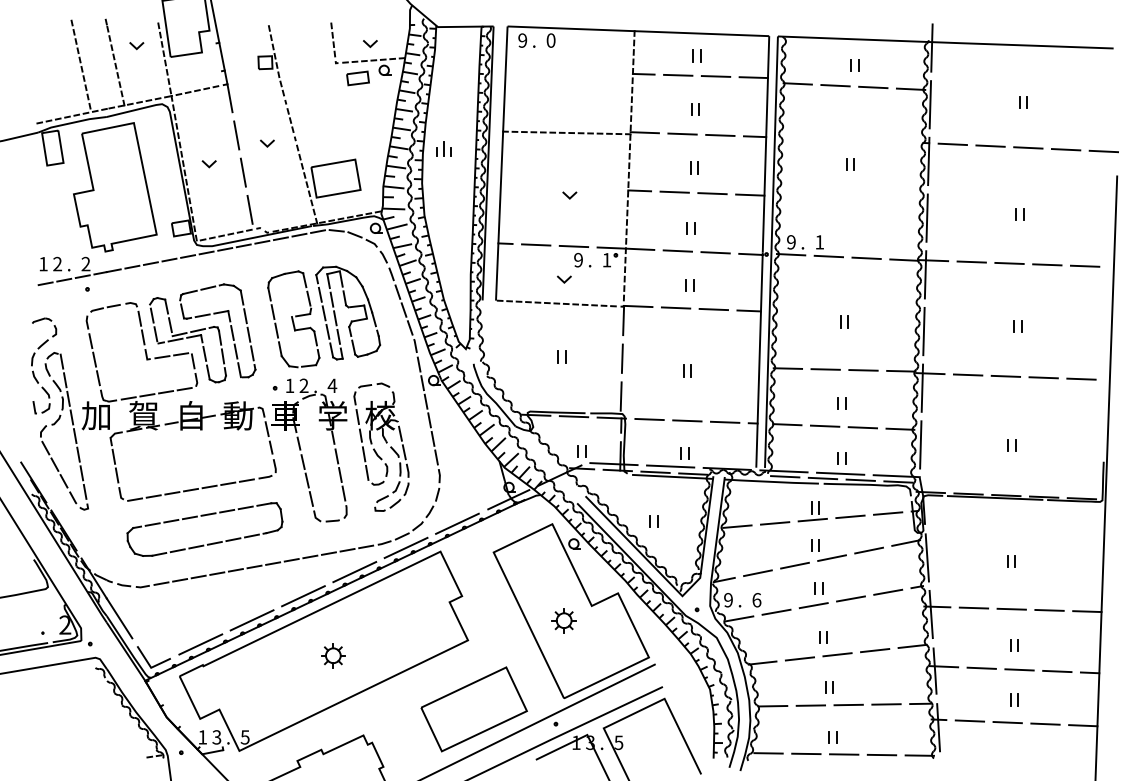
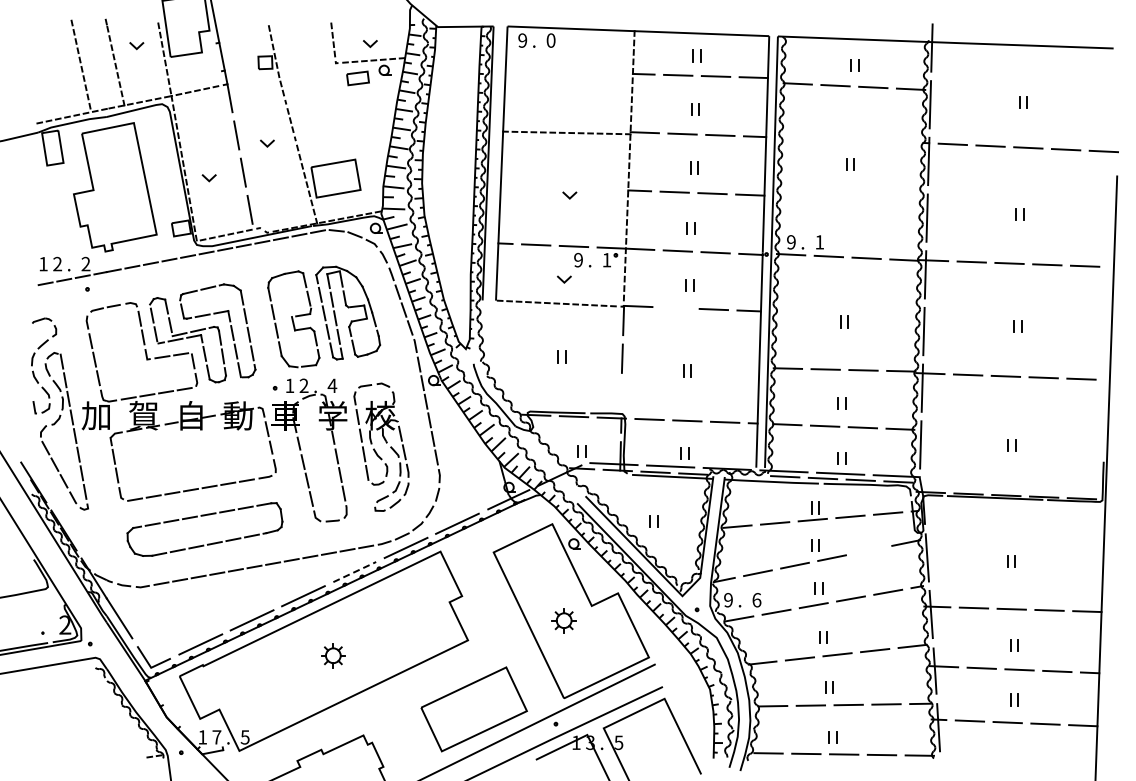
part: present -> none (443, 148)
line position: (207, 164) -> (207, 178) (207, 178)
line: present -> none (675, 307)
line: present -> none (620, 396)
line: present -> none (869, 550)
line: solid -> dashed (354, 572)
text: 3 -> 7 (216, 737)
